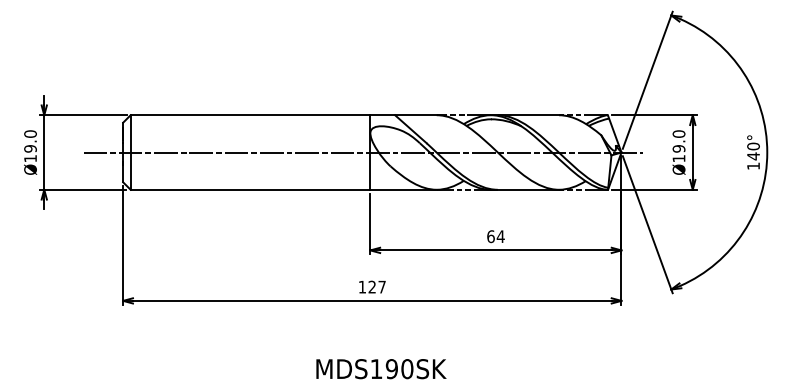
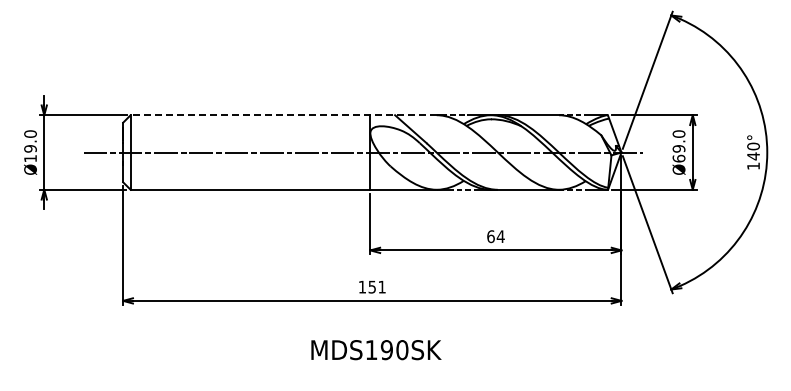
line: solid -> dashed (283, 115)
text: Ø19.0 -> Ø69.0 (678, 158)
text: 127 -> 151 (376, 286)
text position: (381, 369) -> (376, 350) (376, 350)
